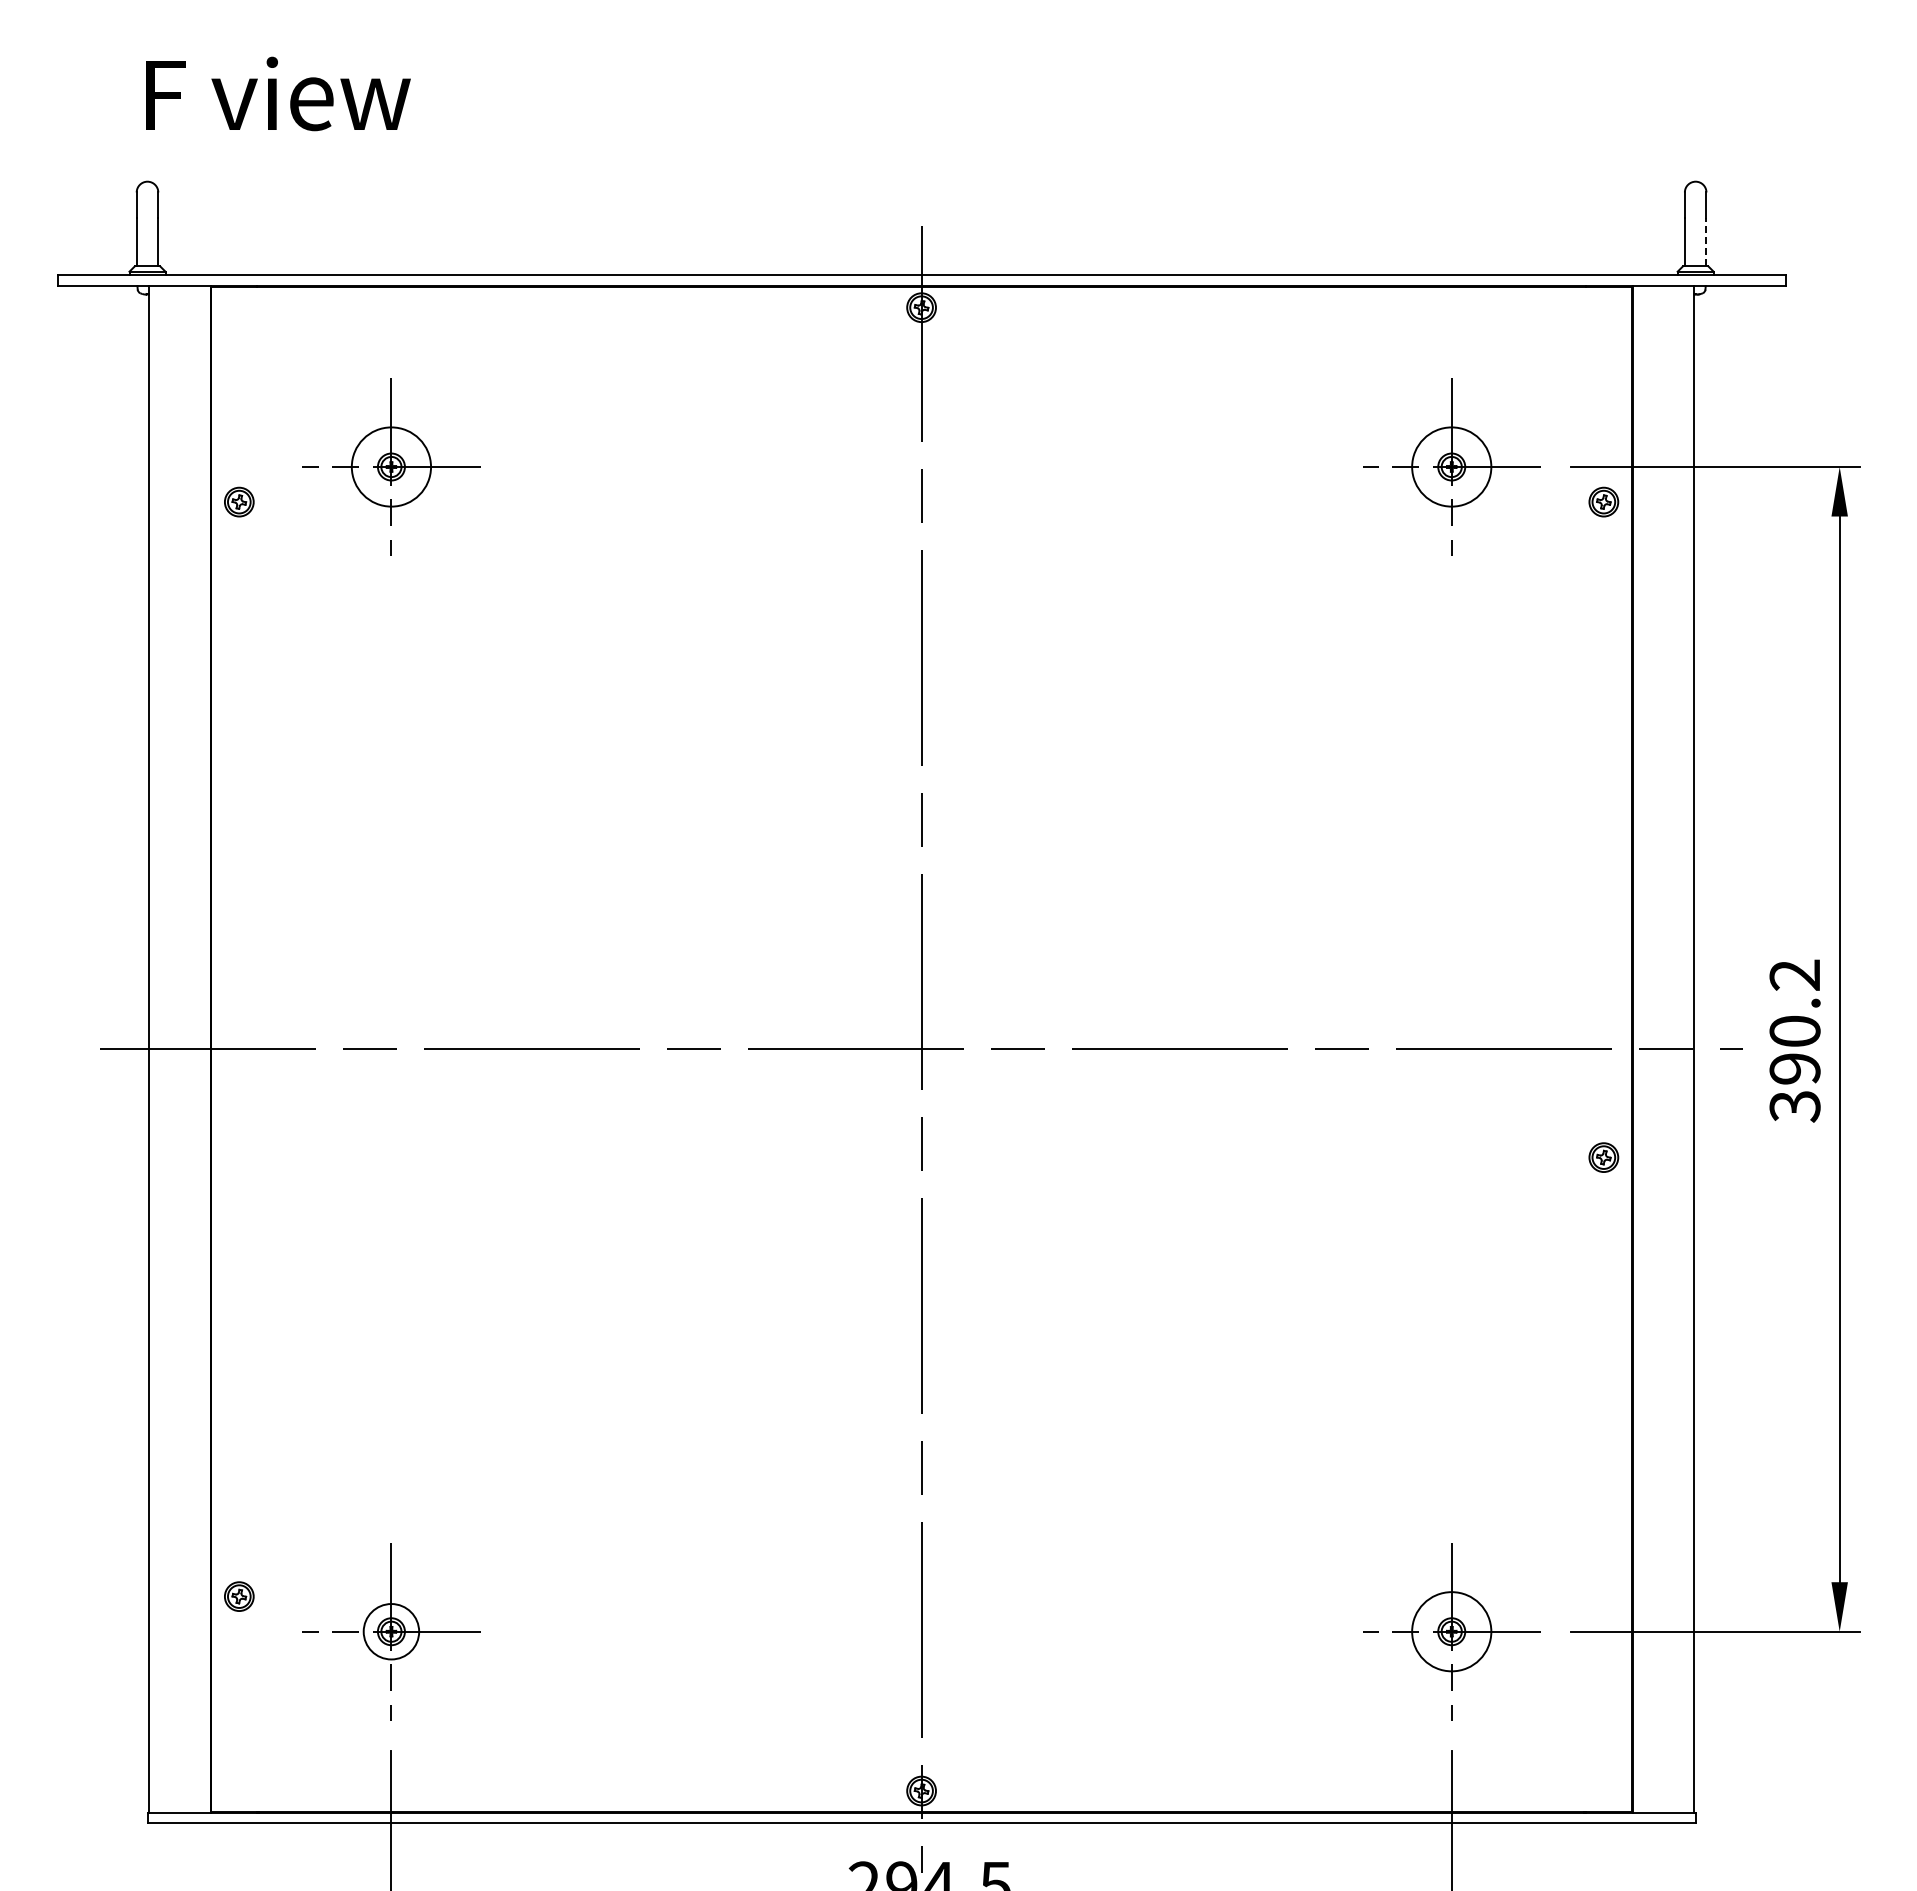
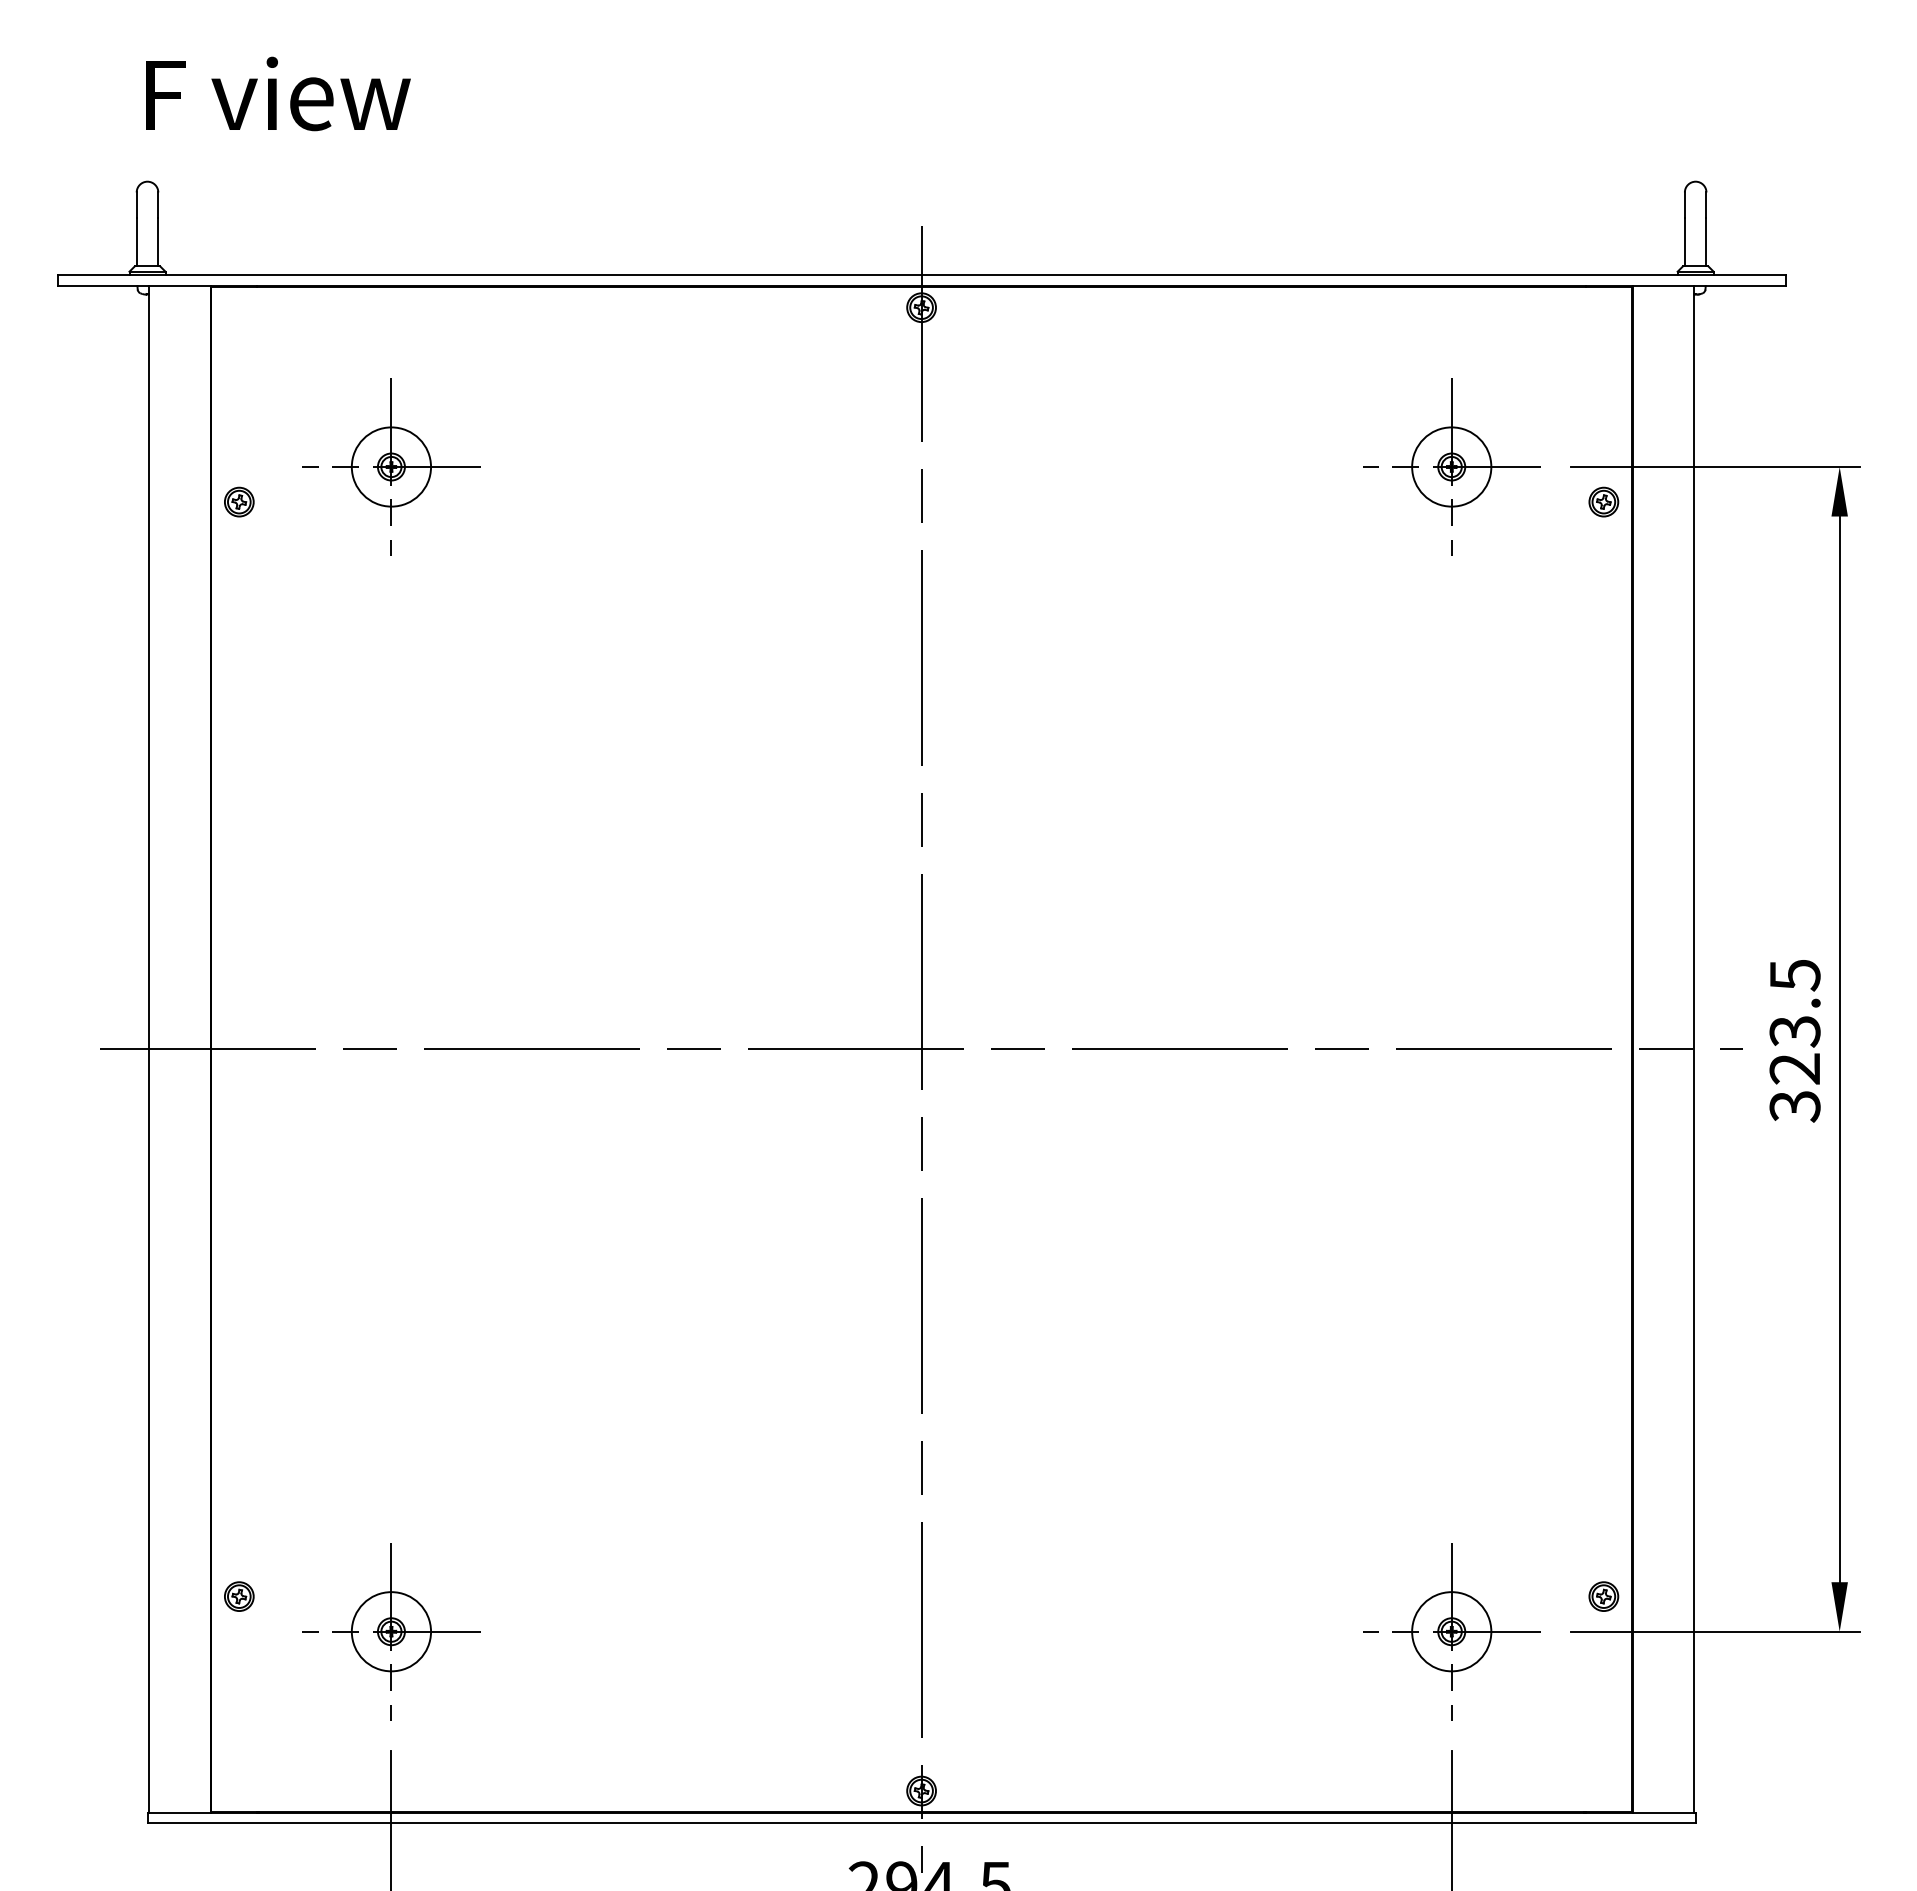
line: dashed -> solid (1706, 241)
text: 390.2 -> 323.5 (1794, 1021)
part position: (1603, 1157) -> (1603, 1596) (1603, 1596)
circle diameter: 55 px -> 79 px (391, 1631)
